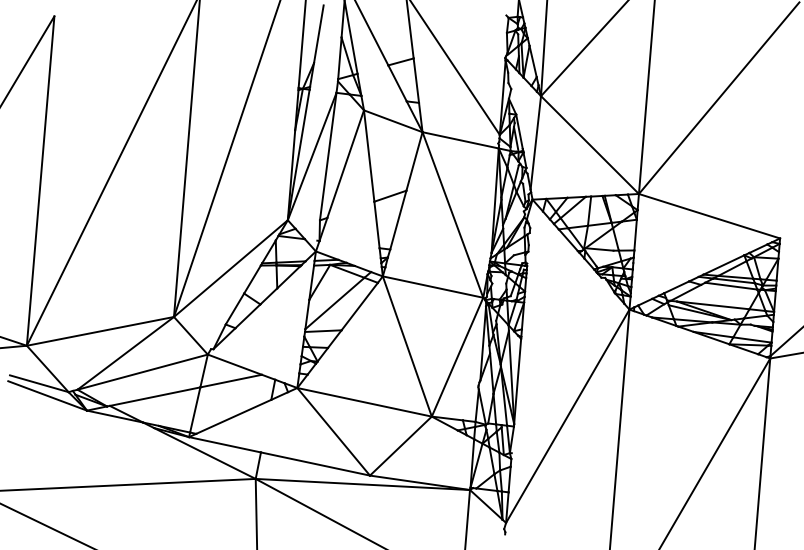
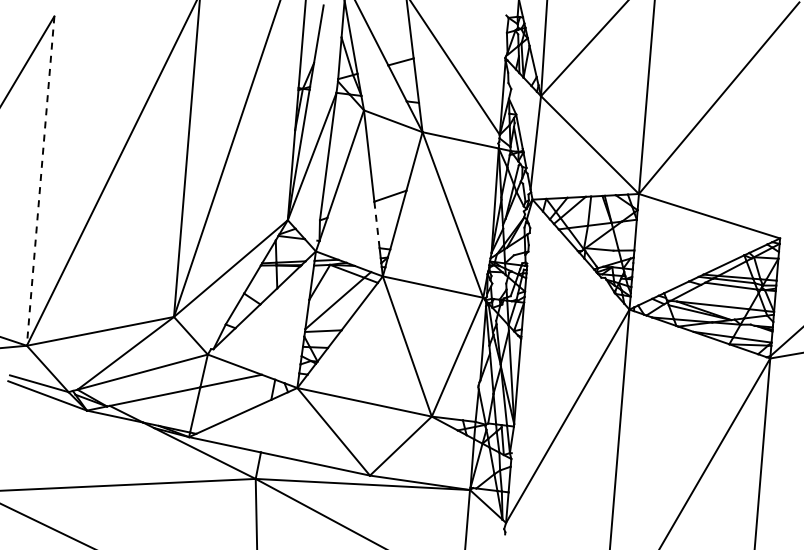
line: solid -> dashed (40, 181)
line: solid -> dashed (377, 225)
